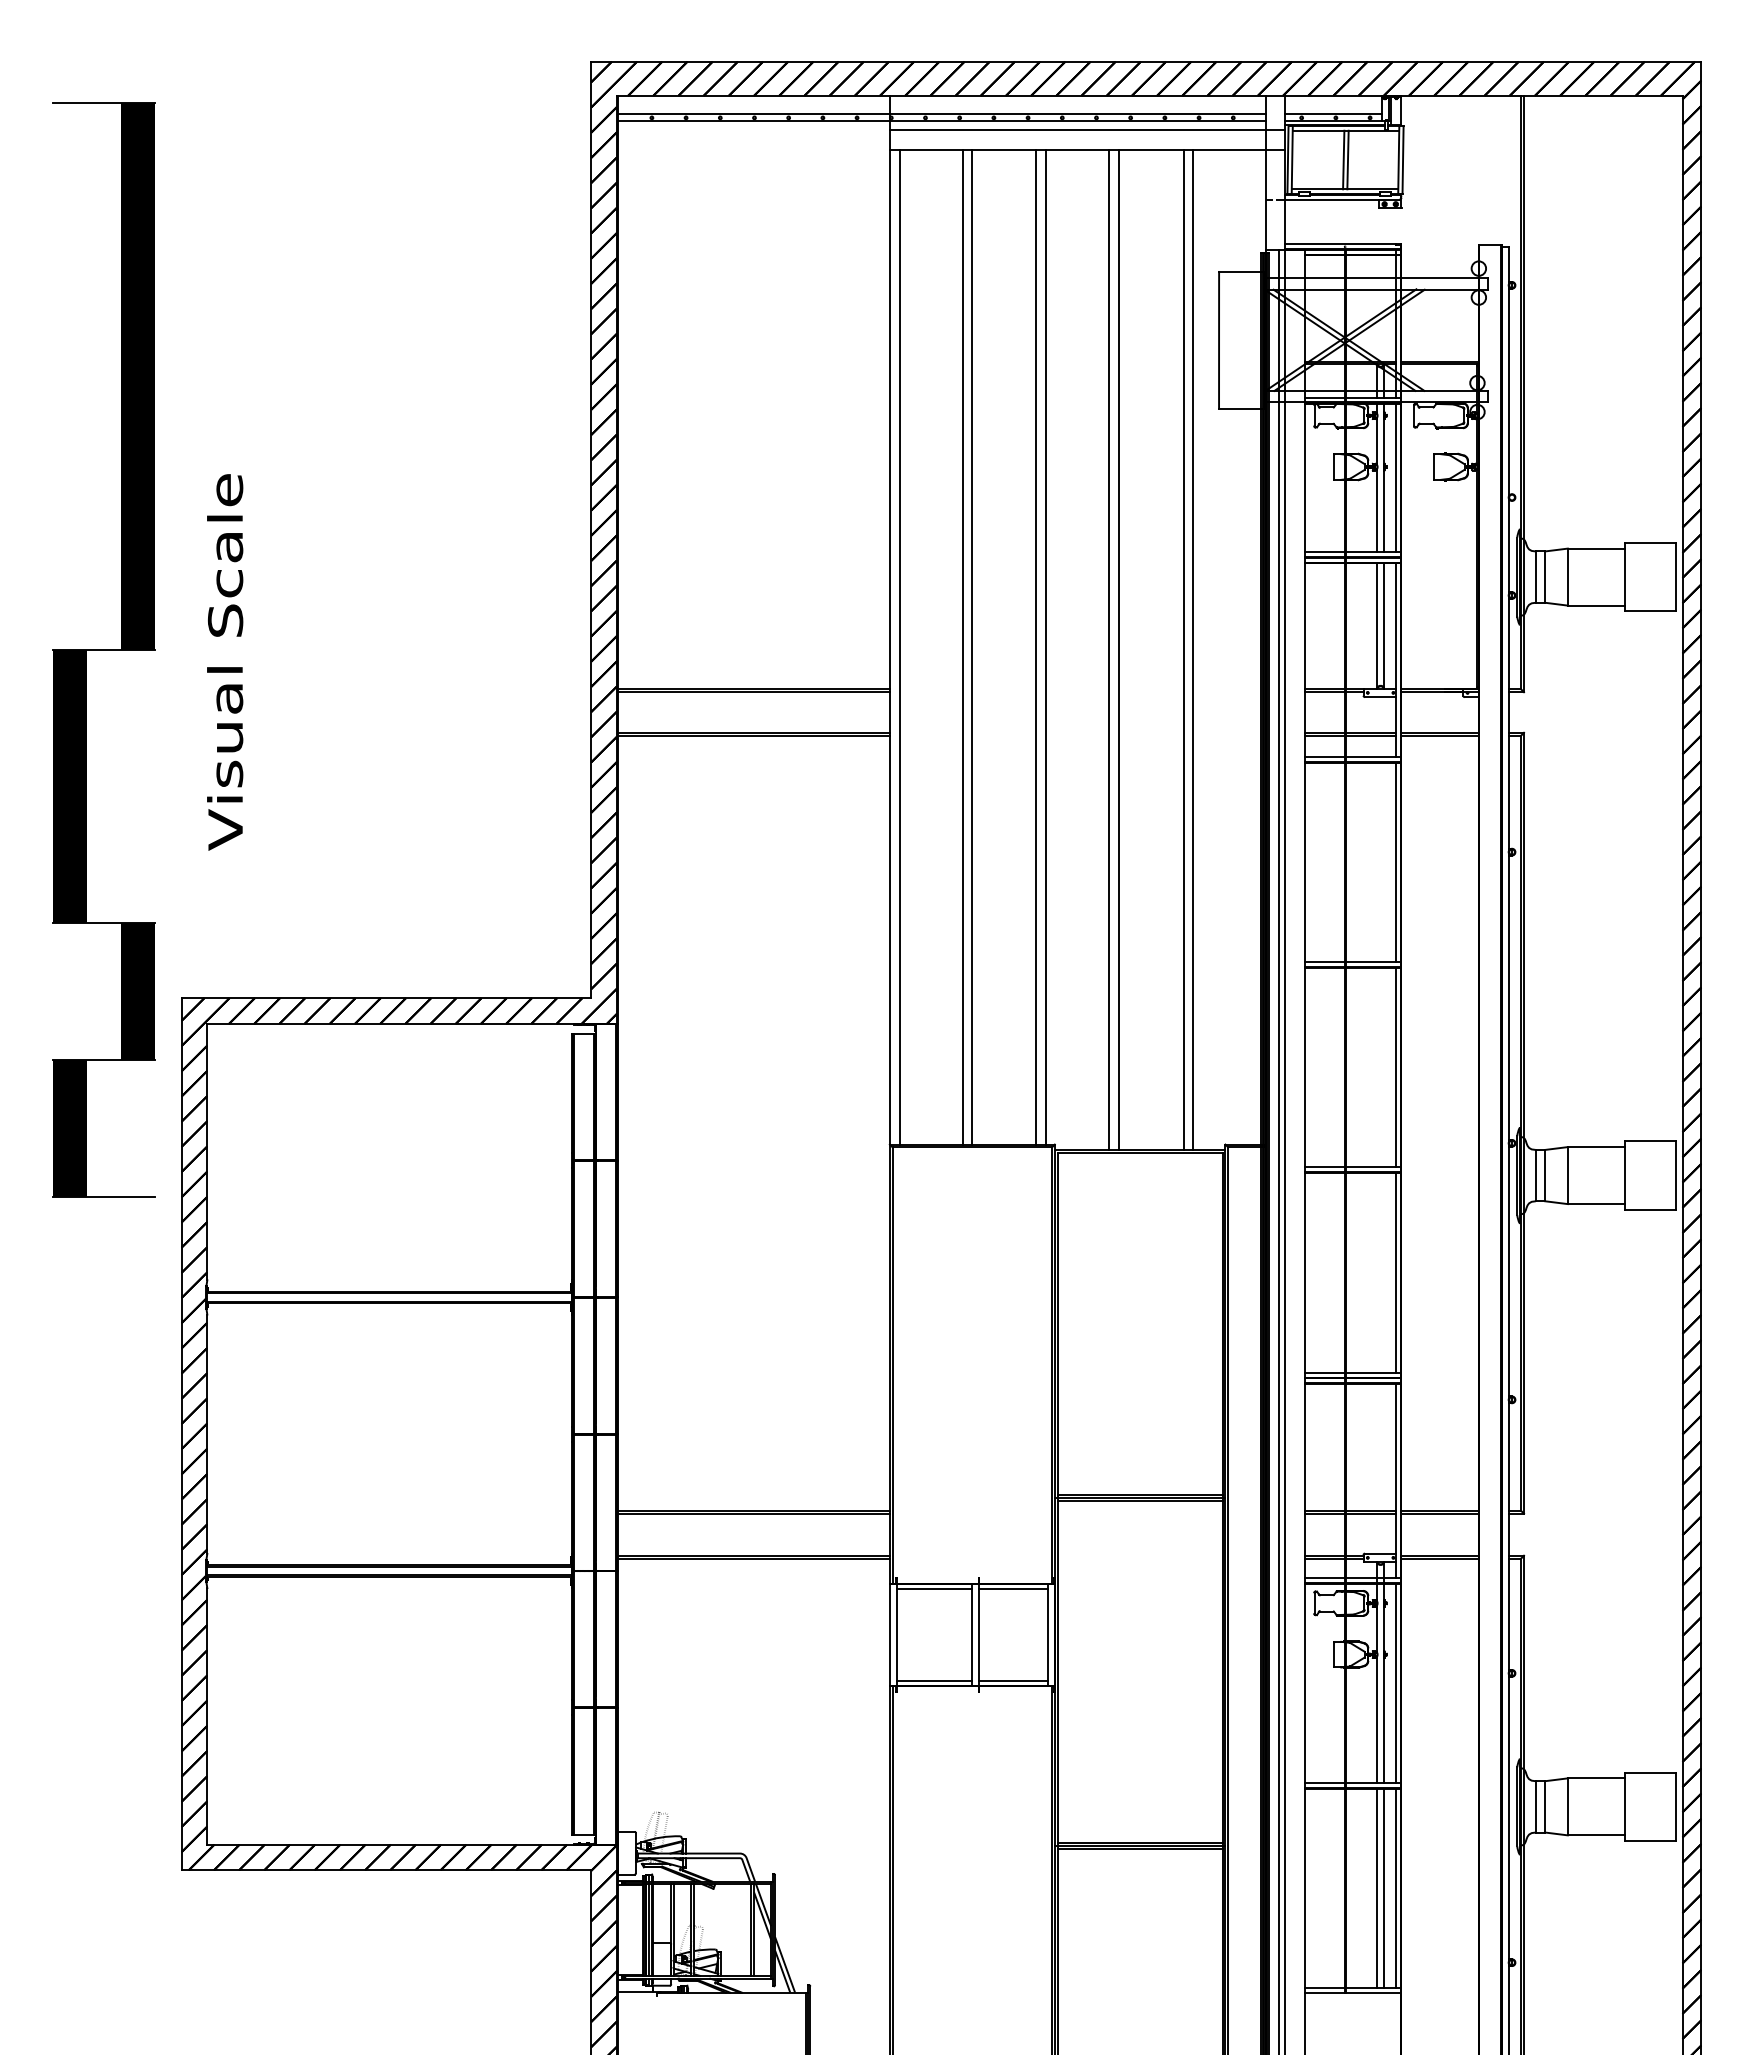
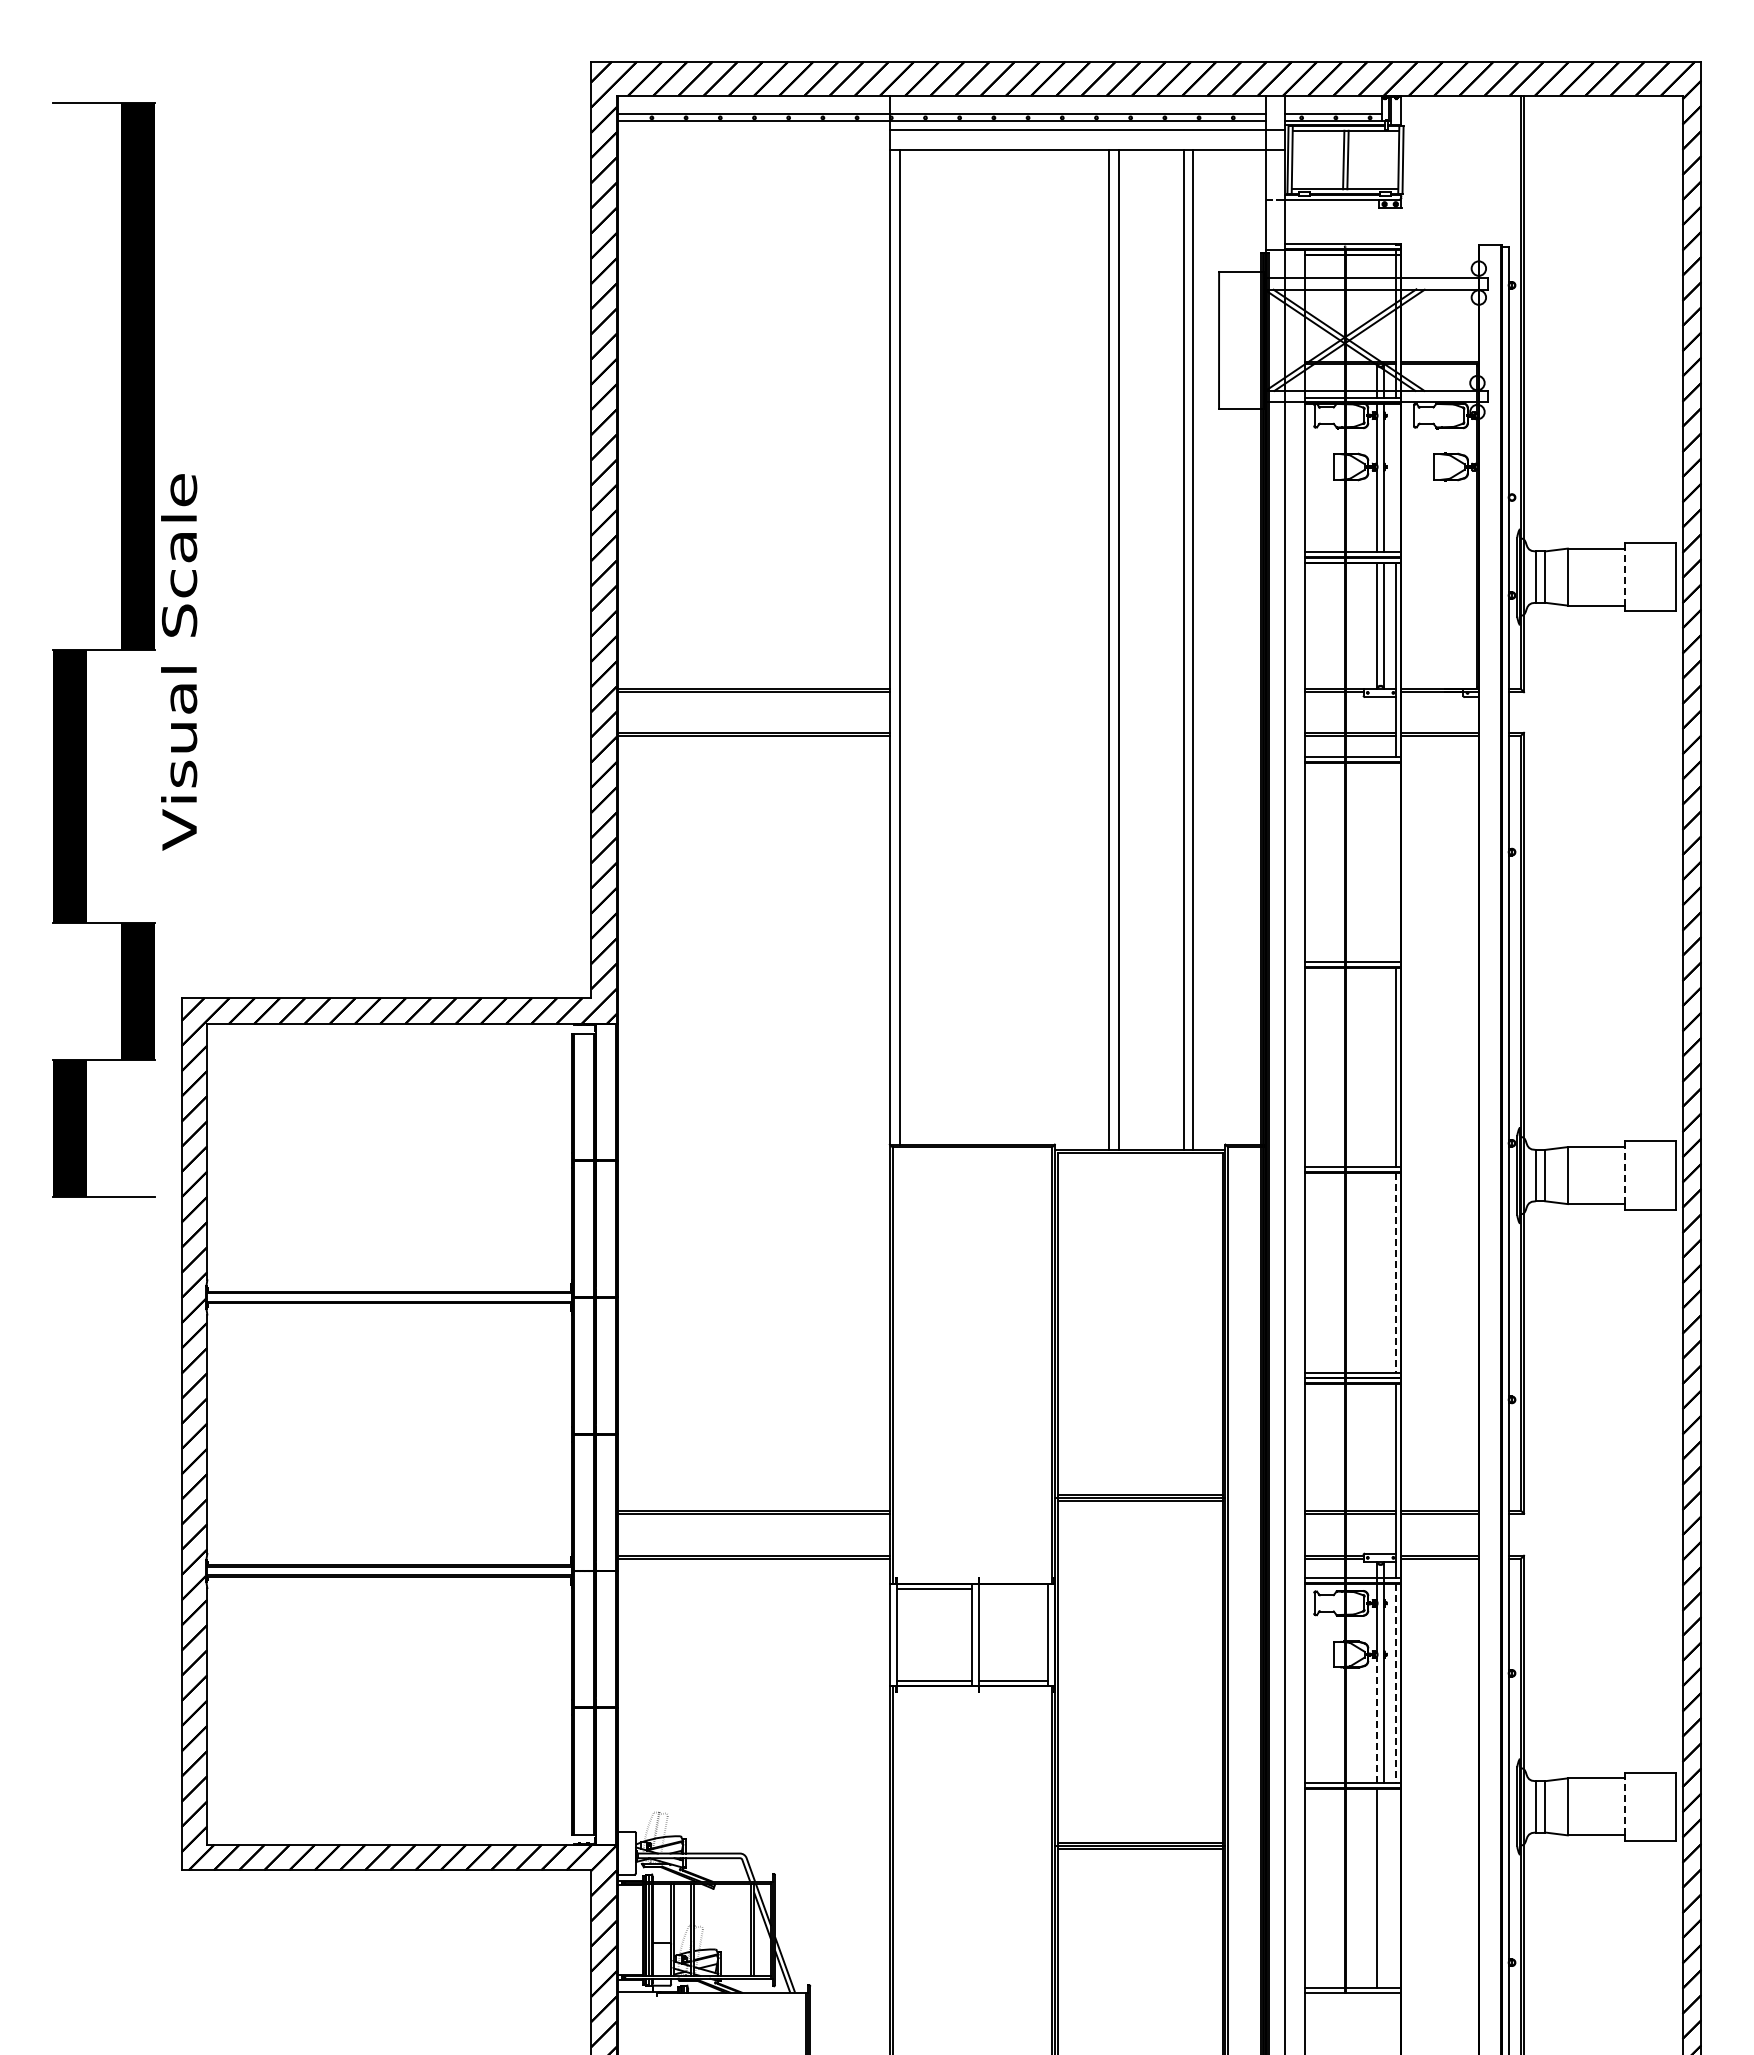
line: present -> none (1395, 477)
line: solid -> dashed (1624, 576)
line: present -> none (962, 646)
line: present -> none (972, 646)
line: present -> none (1036, 646)
line: present -> none (1045, 646)
text position: (225, 662) -> (179, 662) (179, 662)
line: present -> none (1395, 862)
line: present -> none (1278, 1150)
line: solid -> dashed (1624, 1175)
line: solid -> dashed (1395, 1272)
line: present -> none (1013, 1589)
line: solid -> dashed (1395, 1683)
line: solid -> dashed (1377, 1719)
line: solid -> dashed (1624, 1806)
line: present -> none (1384, 1888)
line: present -> none (1395, 1888)
